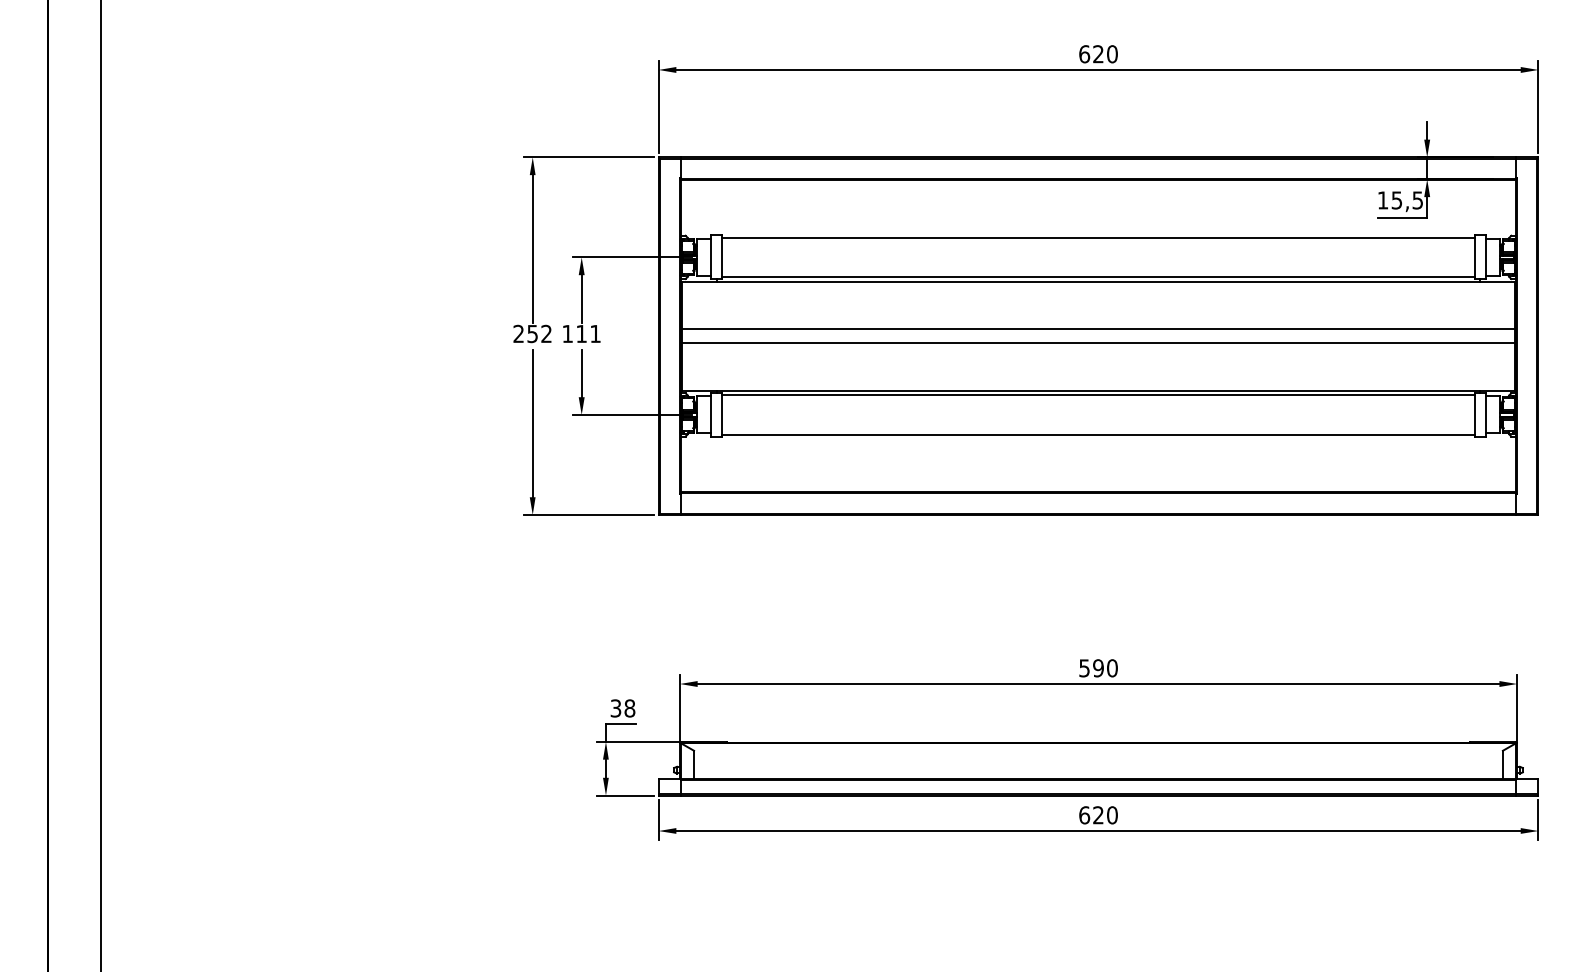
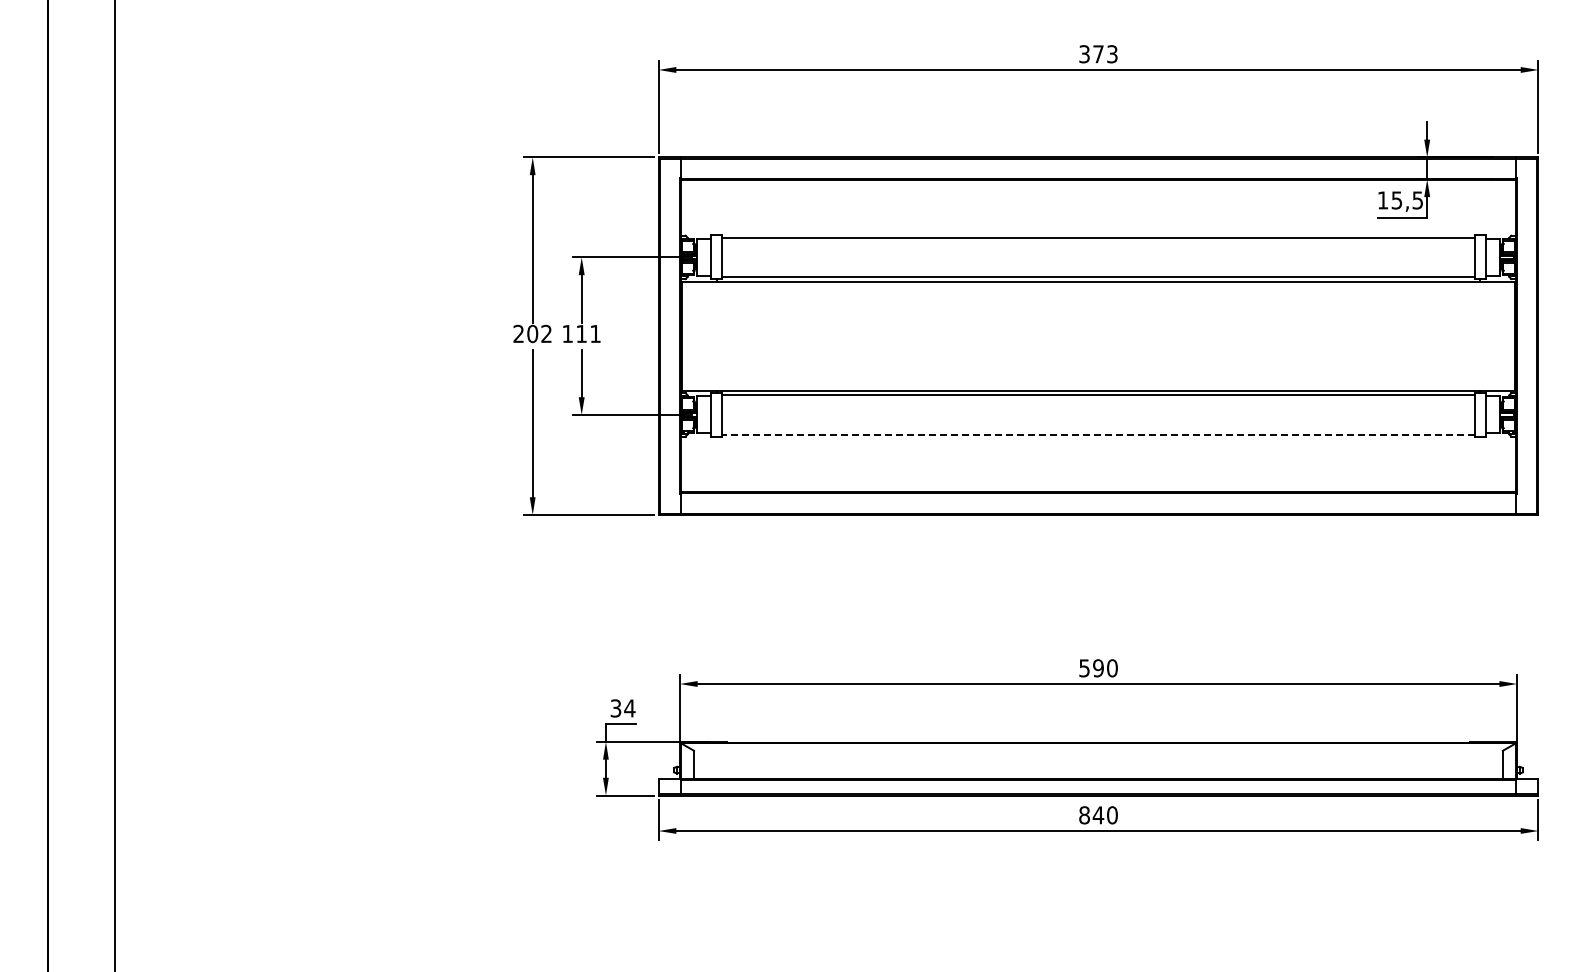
text: 620 -> 373 (1098, 54)
line: present -> none (1098, 329)
text: 252 -> 202 (532, 333)
line: present -> none (1098, 343)
line: solid -> dashed (1098, 434)
line position: (101, 485) -> (115, 485) (115, 485)
text: 38 -> 34 (629, 708)
text: 620 -> 840 (1091, 815)
